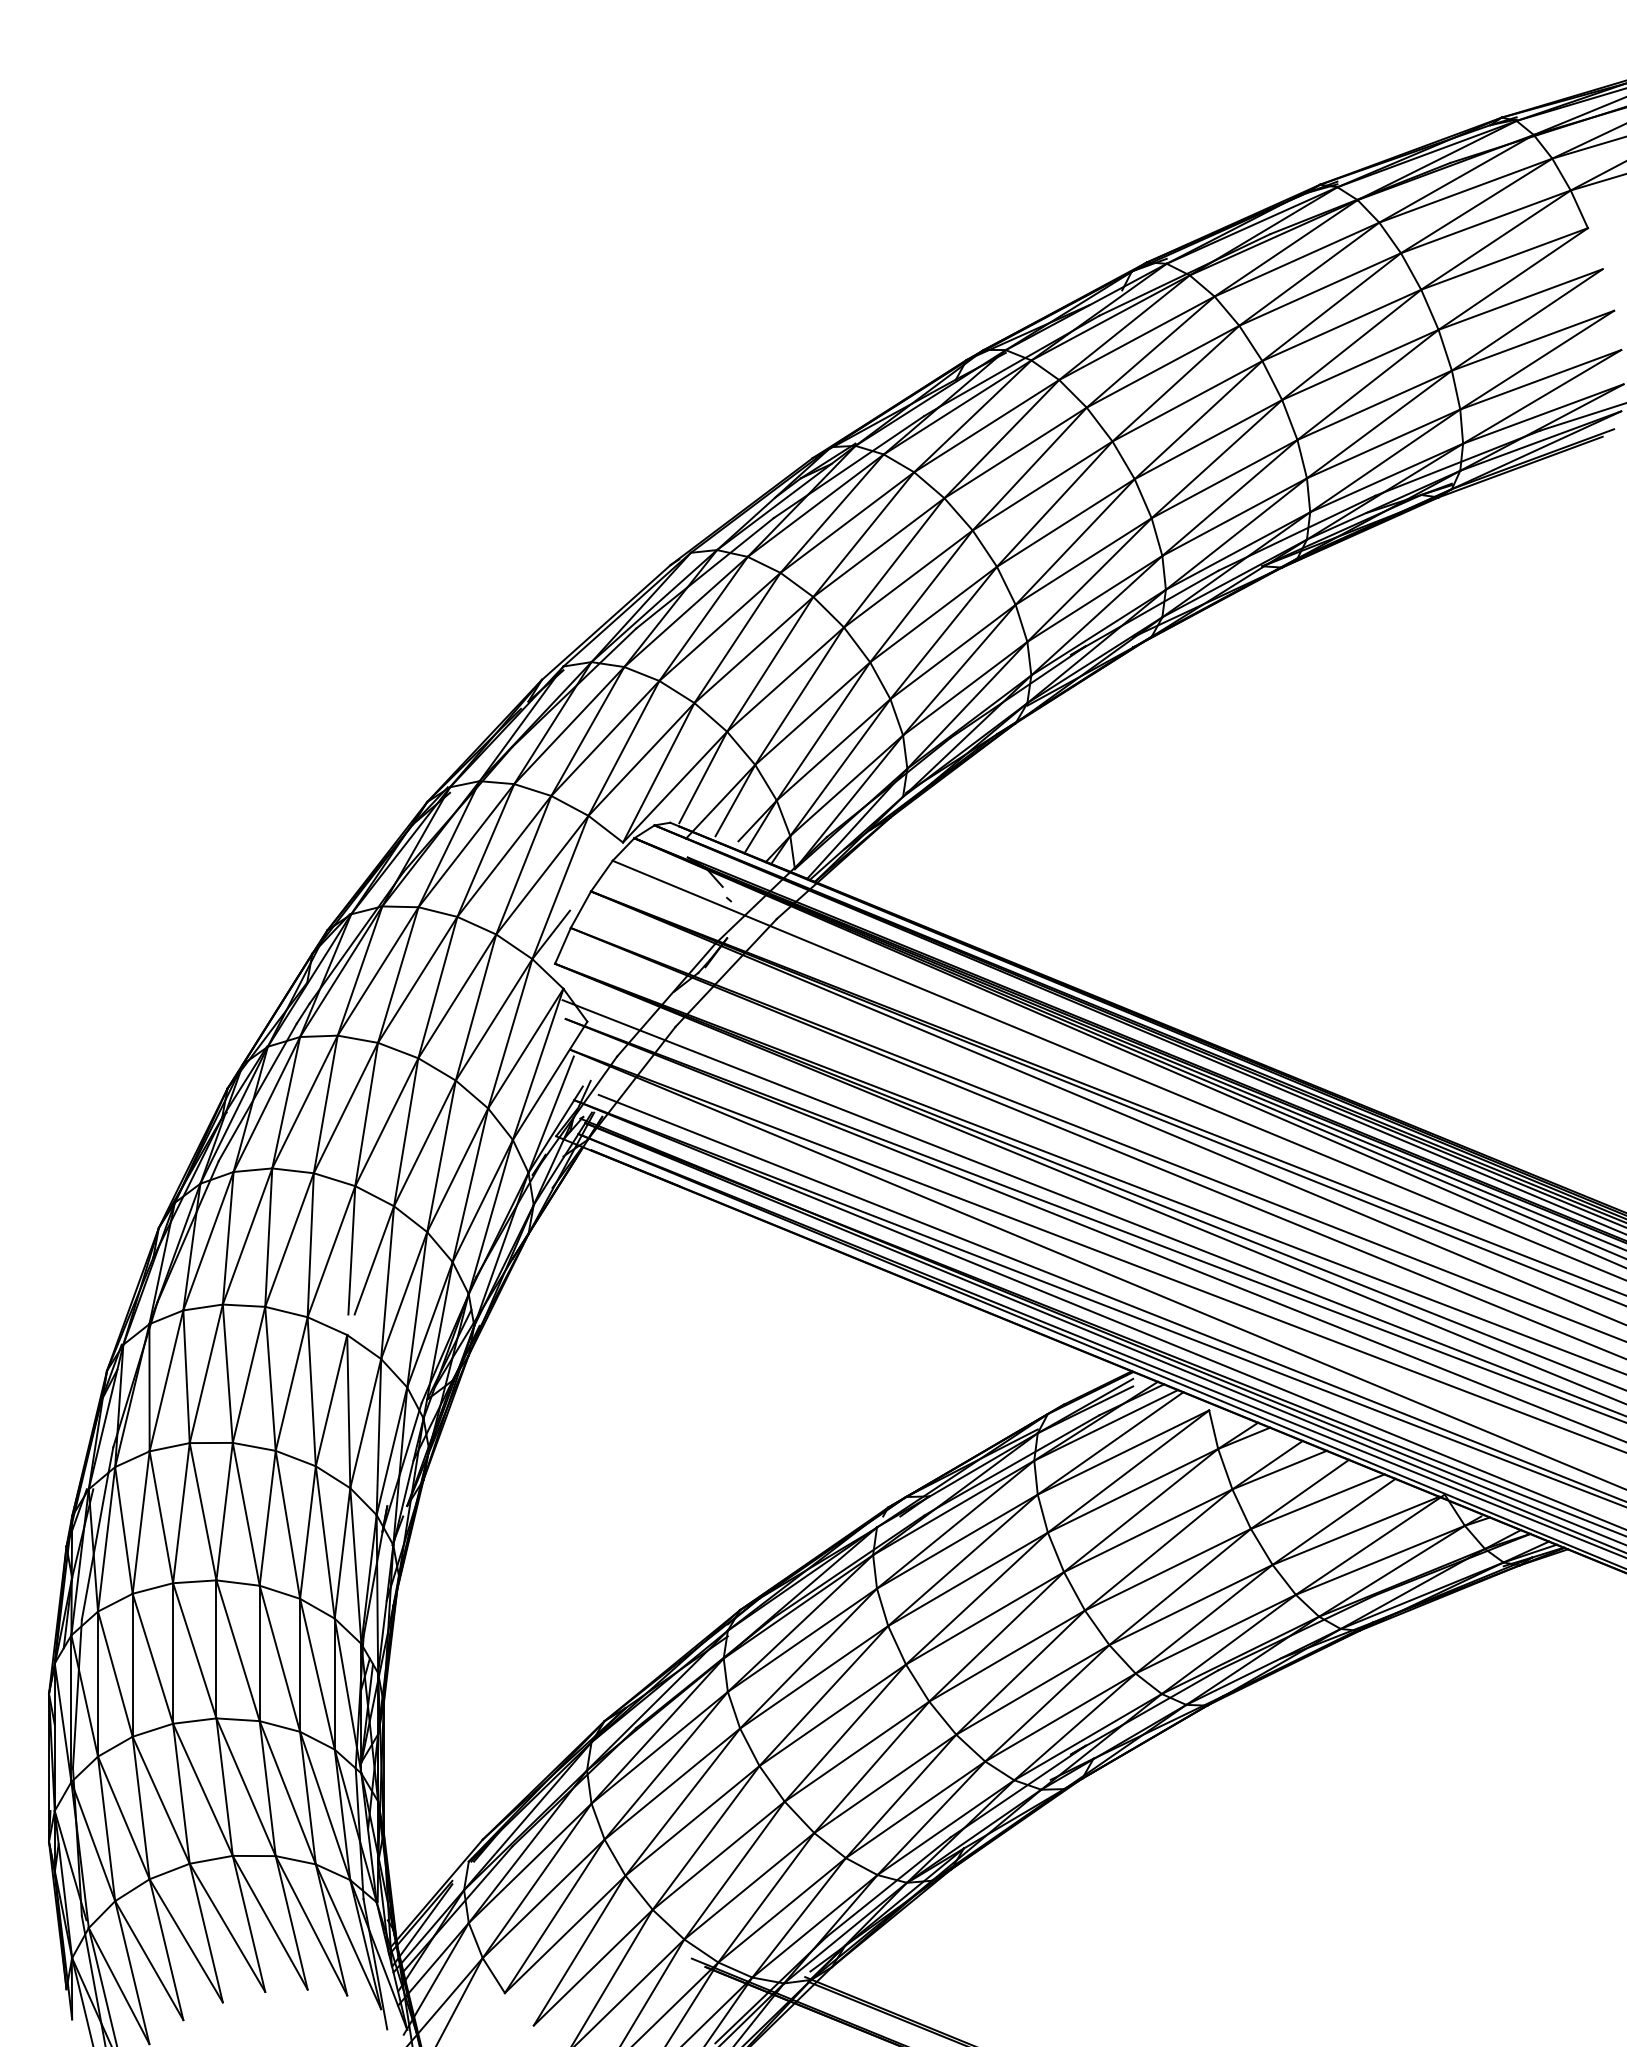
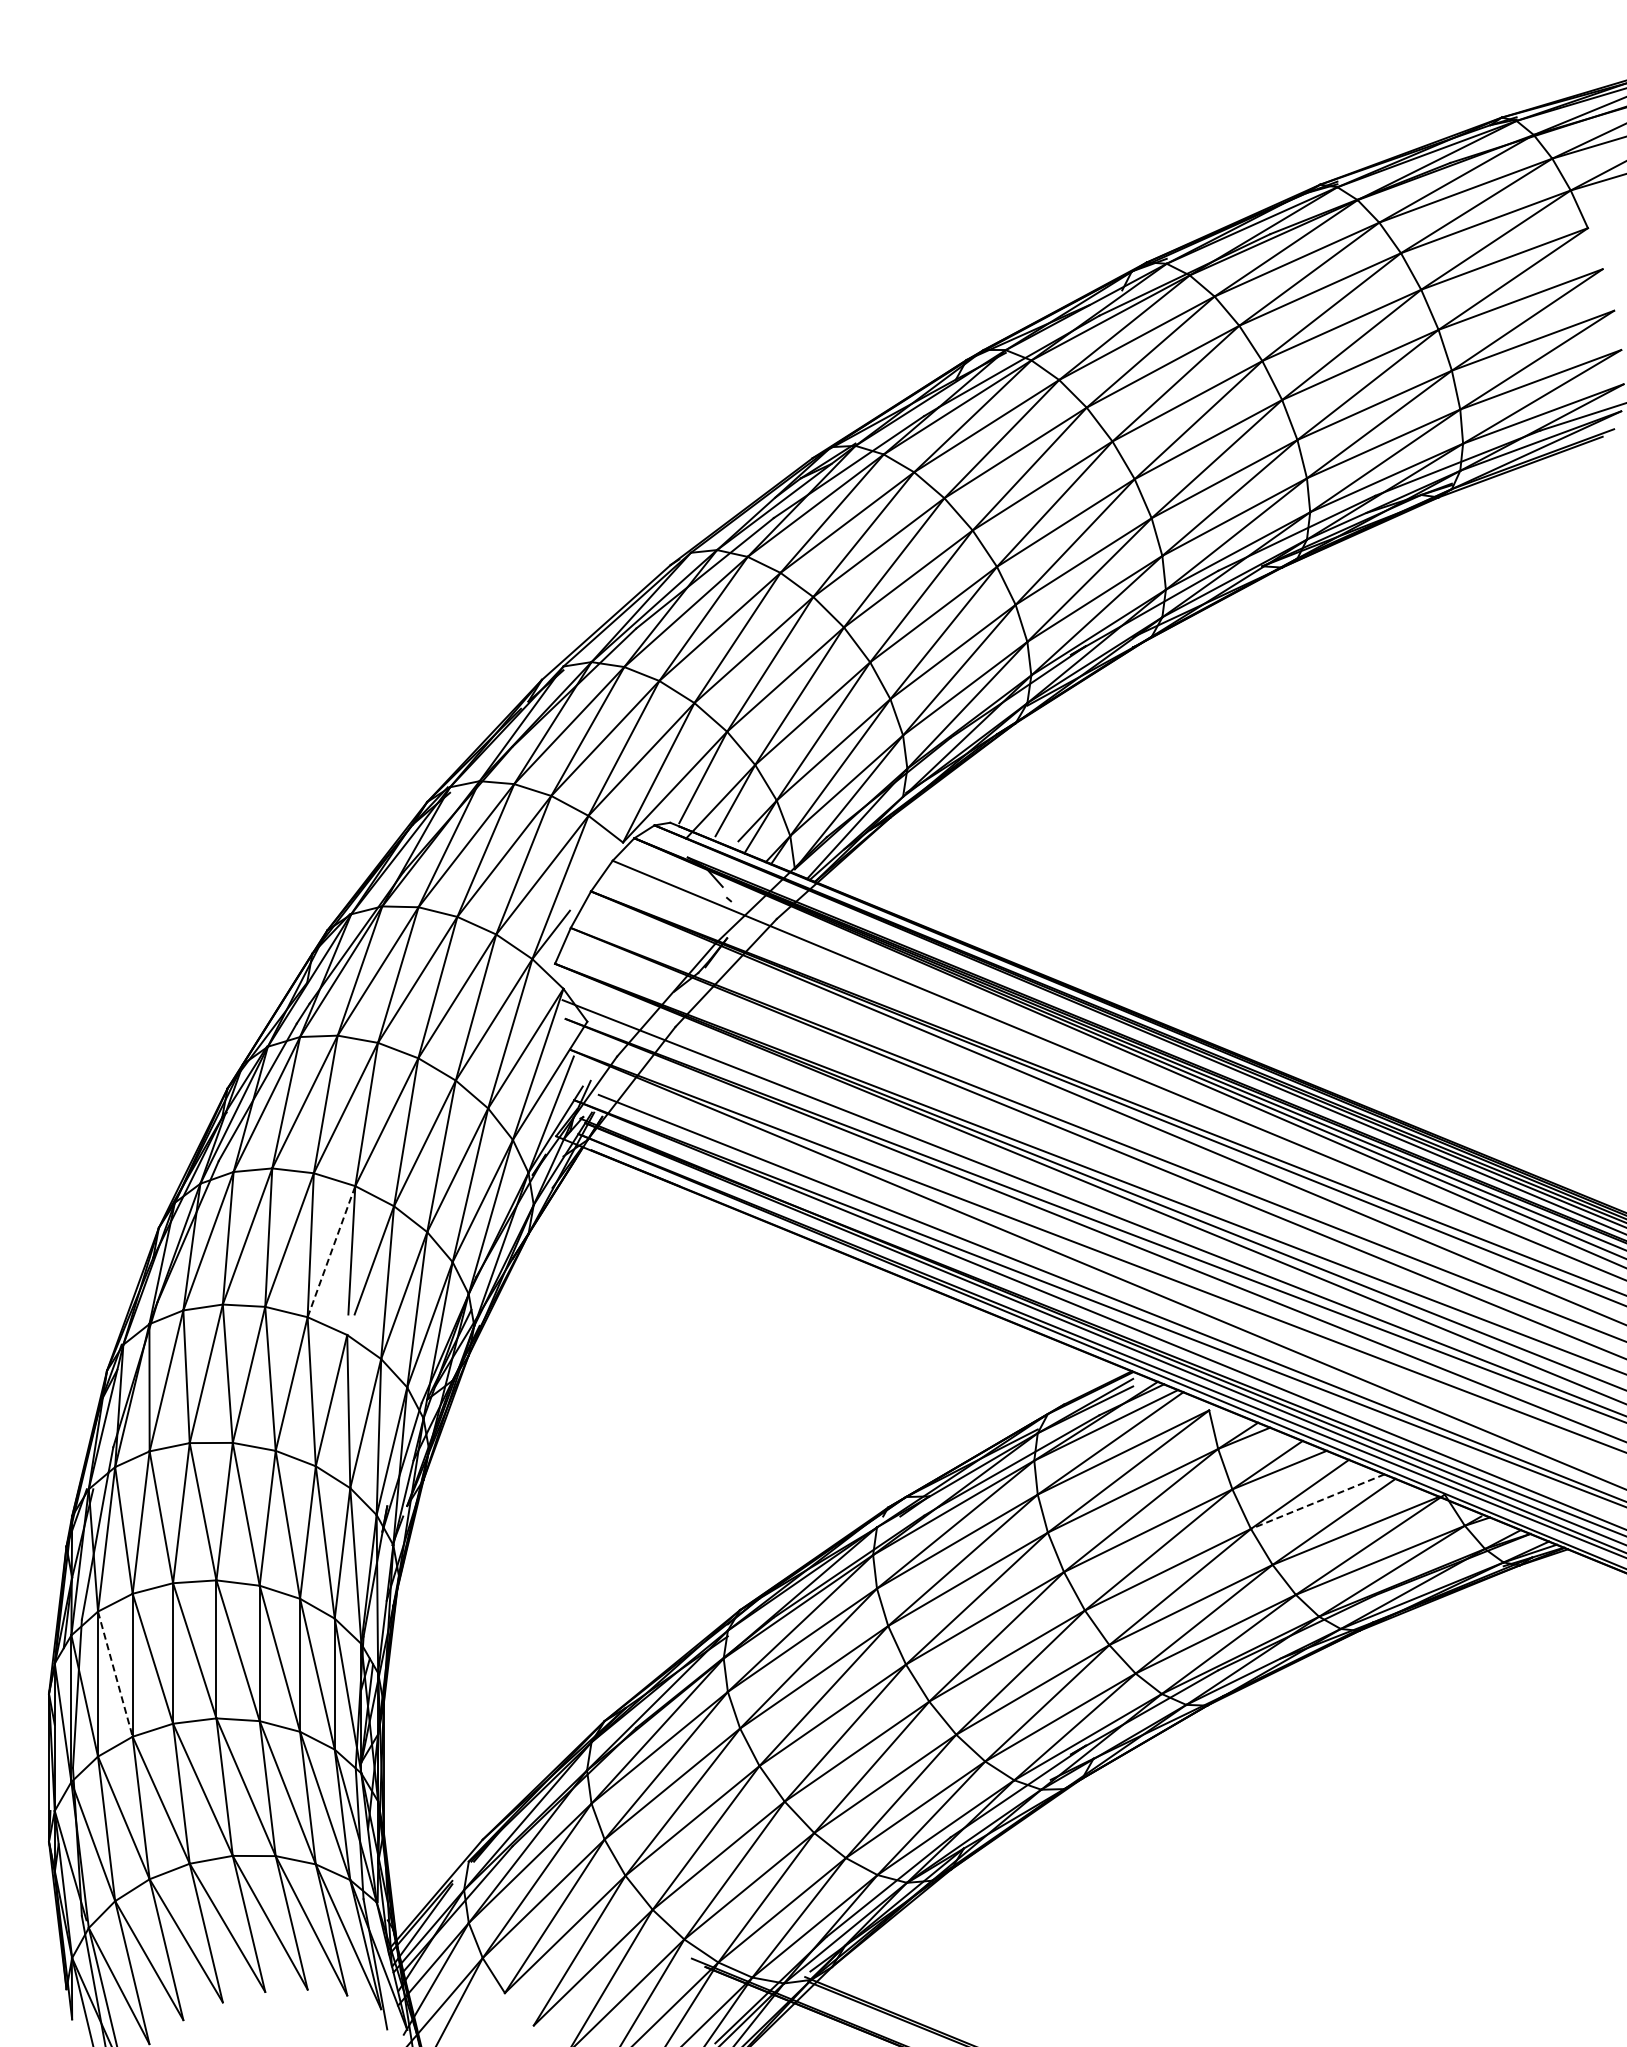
line: solid -> dashed (331, 1251)
line: solid -> dashed (1317, 1501)
line: solid -> dashed (115, 1674)
